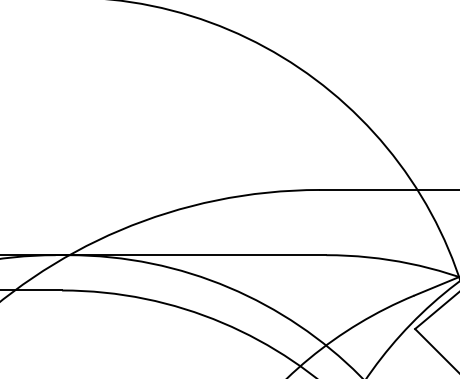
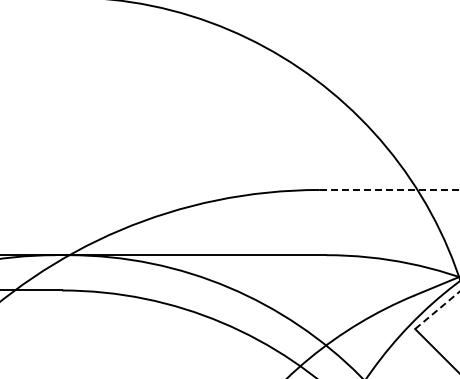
line: solid -> dashed (389, 189)
line: solid -> dashed (437, 310)
